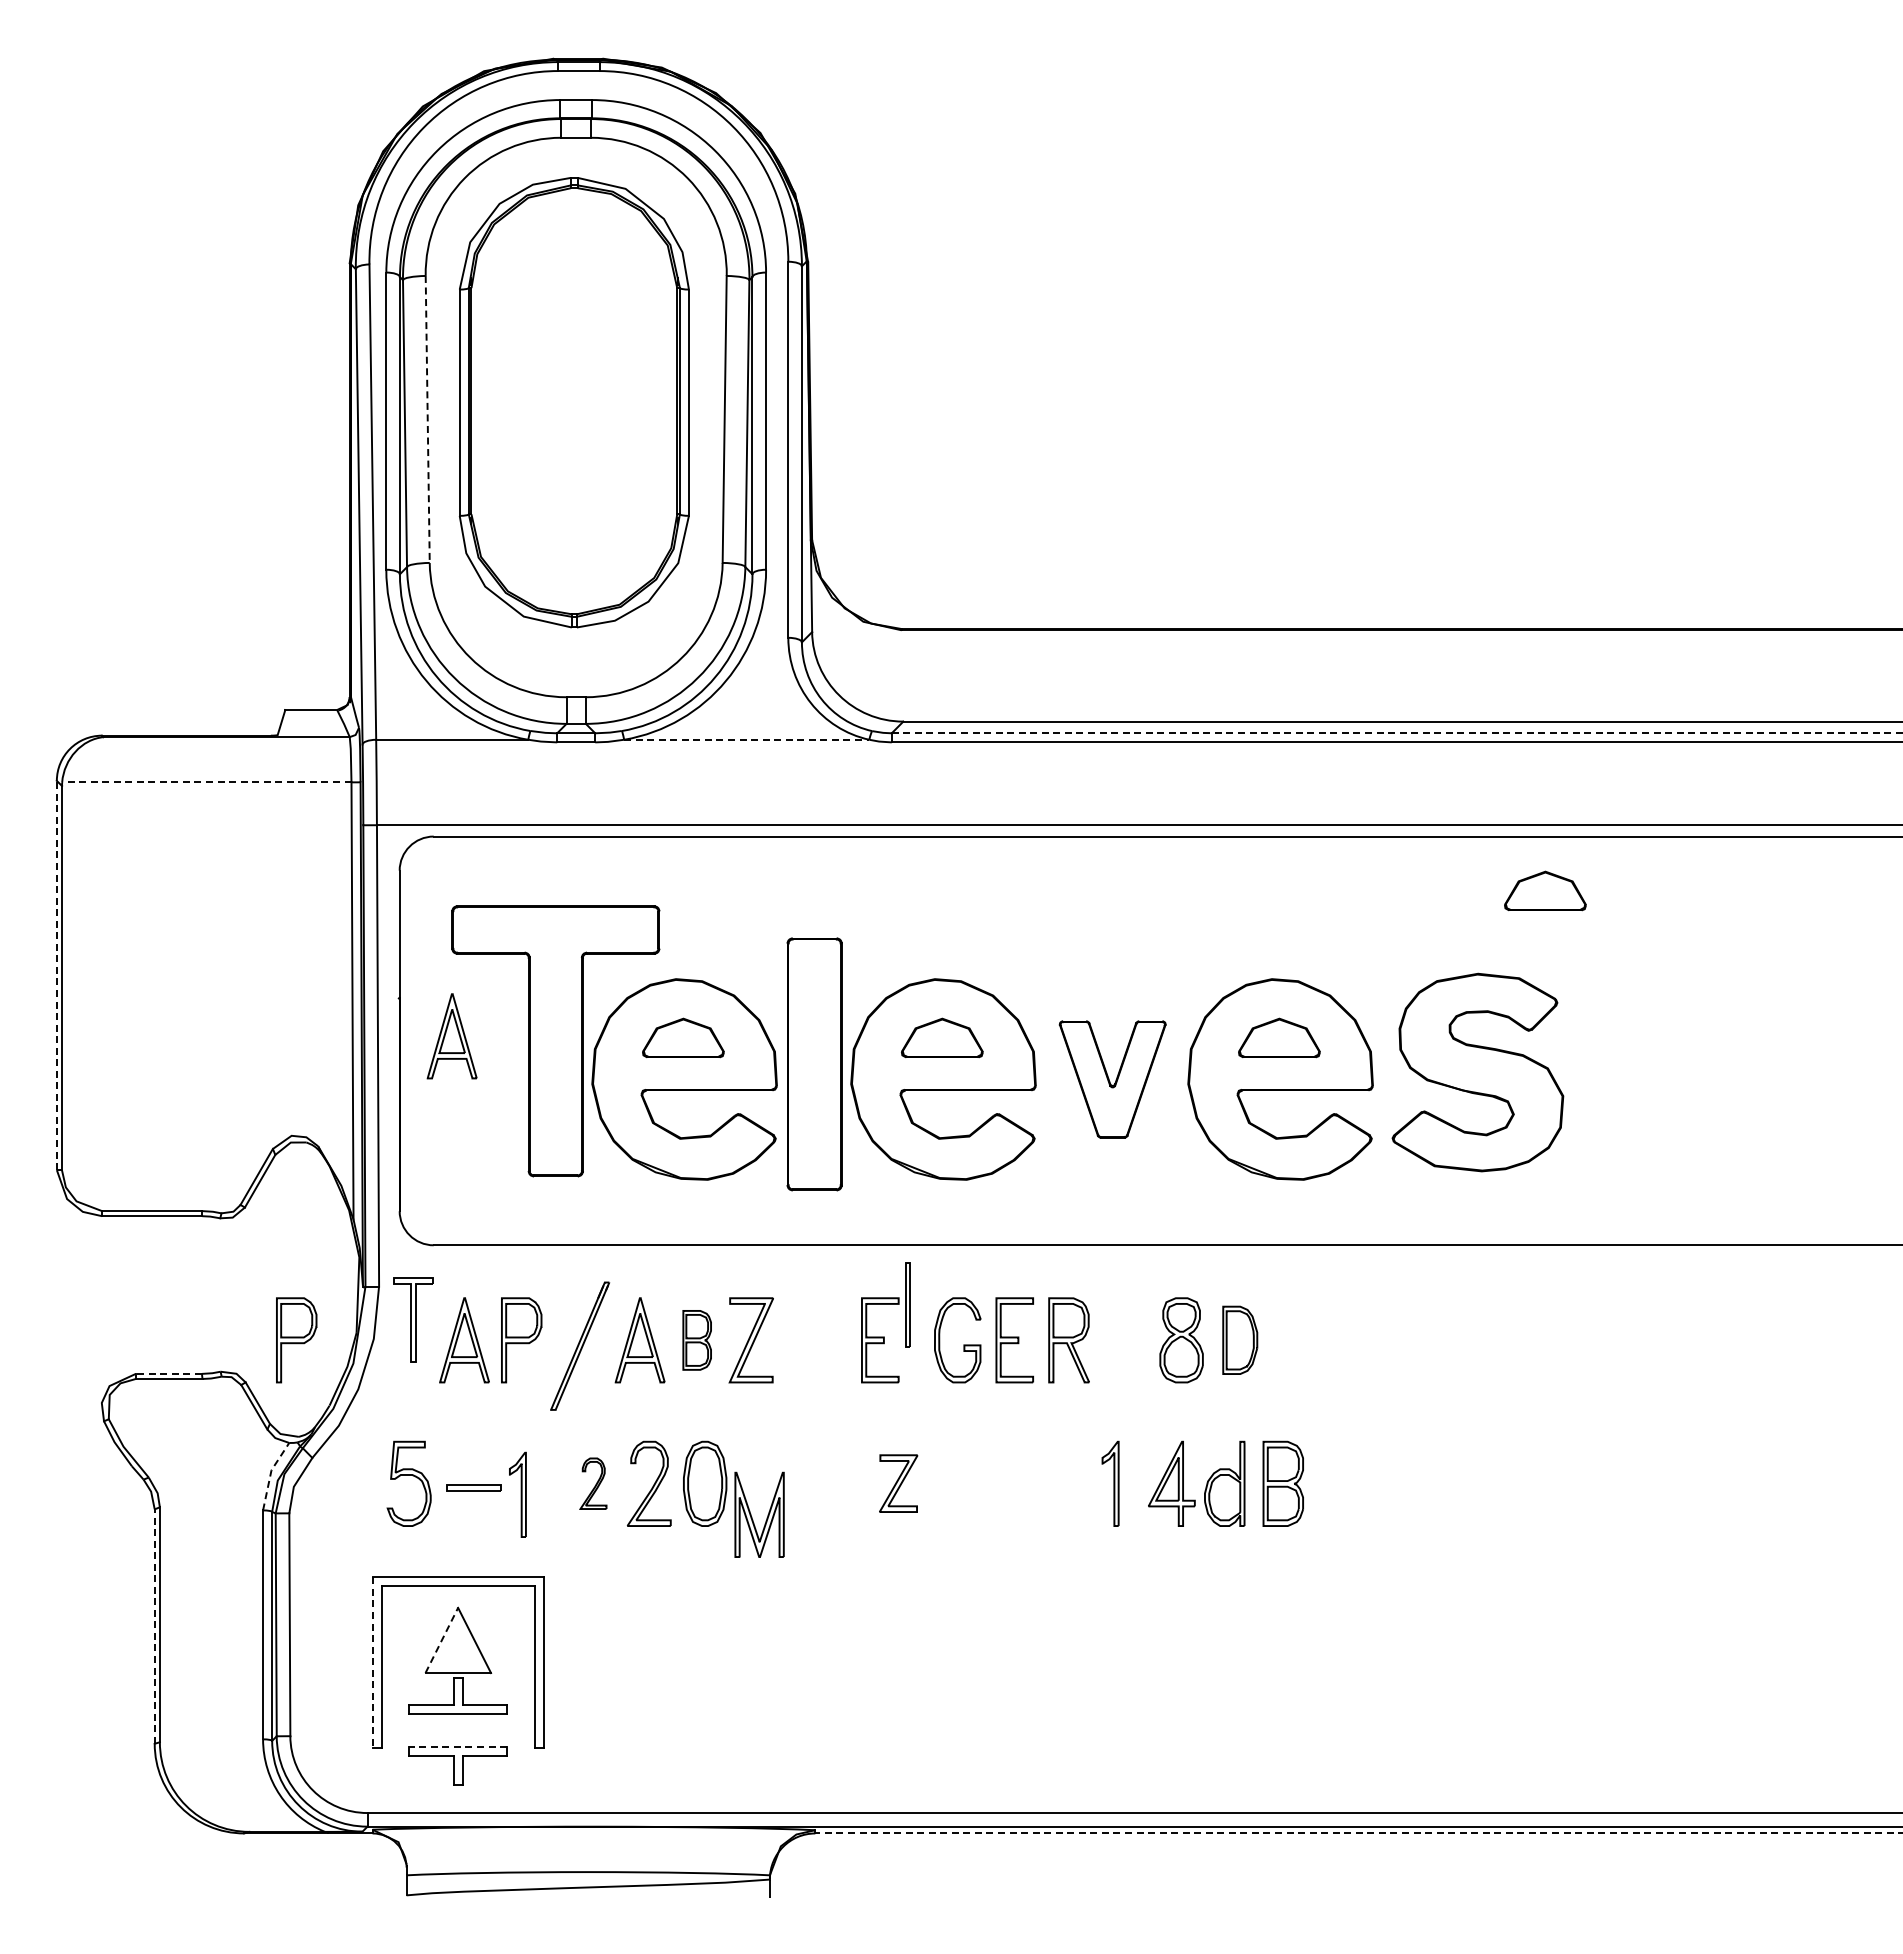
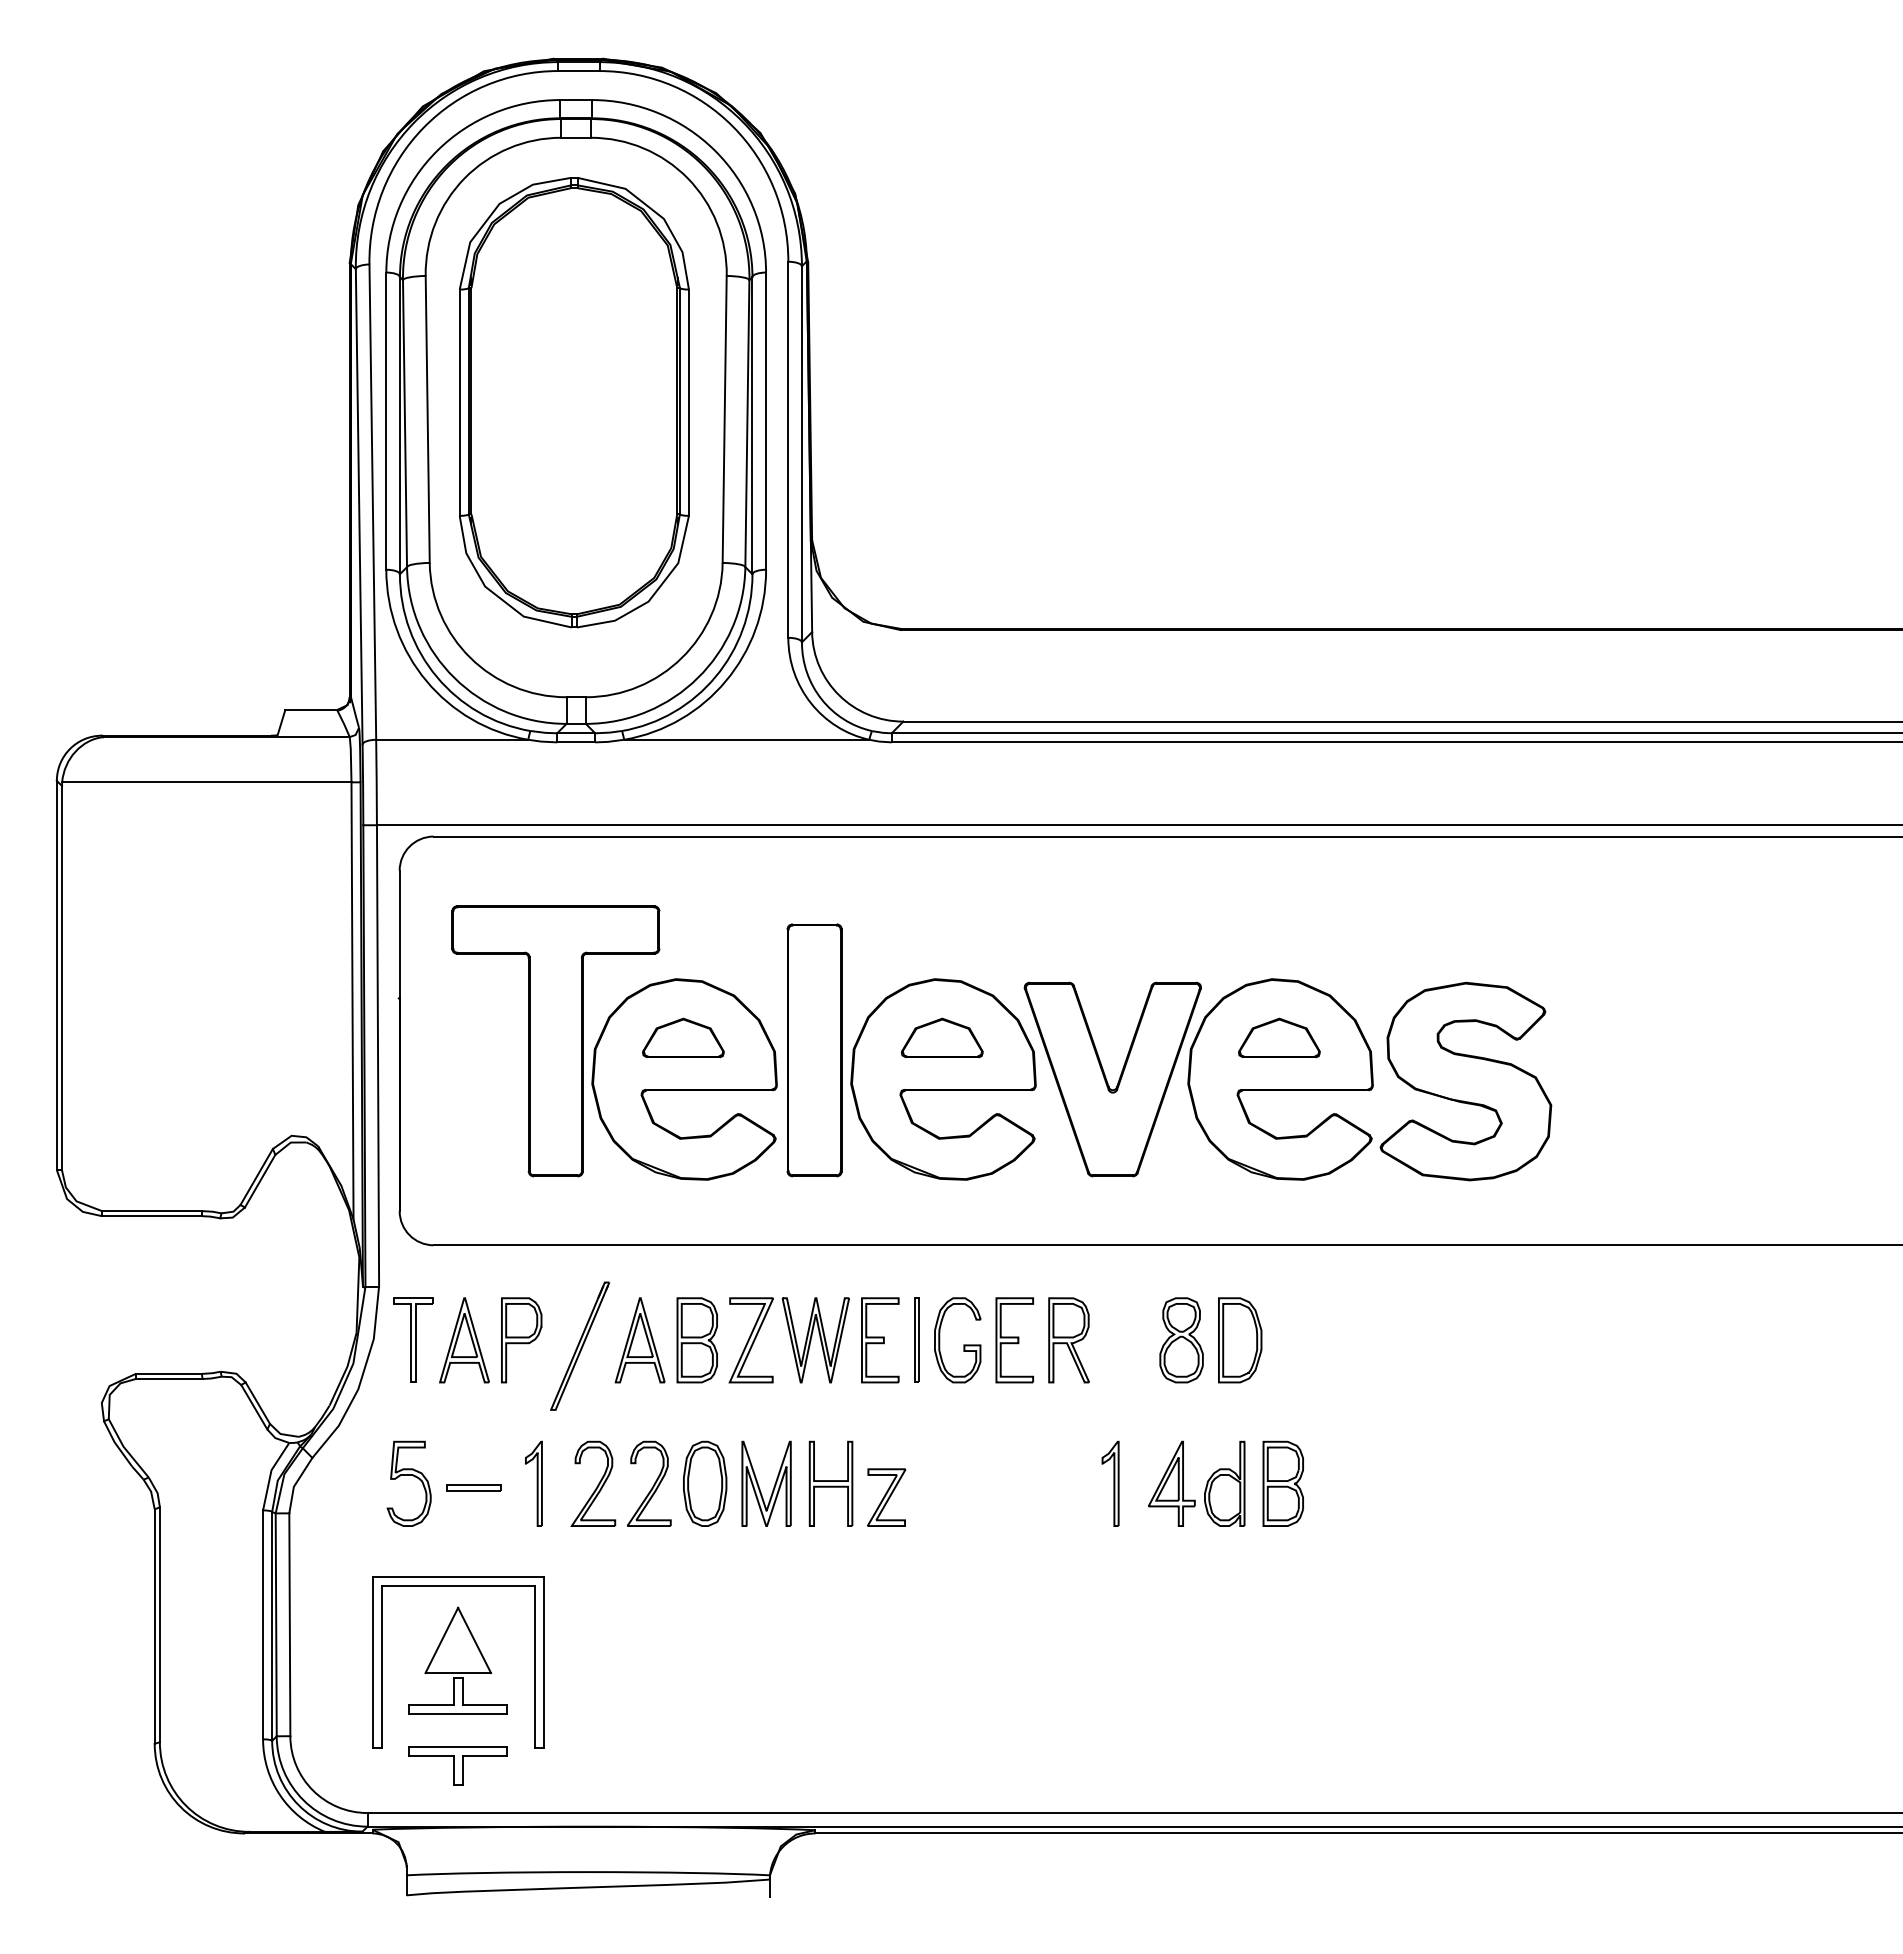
line: dashed -> solid (427, 419)
line: dashed -> solid (1397, 733)
line: dashed -> solid (746, 739)
line: dashed -> solid (206, 782)
part: present -> none (1545, 890)
line: dashed -> solid (56, 975)
part: present -> none (451, 1036)
part position: (814, 1064) -> (814, 1050) (814, 1050)
part position: (1477, 1072) -> (1465, 1081) (1465, 1081)
part size: 109x119 px -> 179x197 px (1112, 1079)
part position: (907, 1304) -> (916, 1339) (916, 1339)
part position: (413, 1319) -> (413, 1339) (413, 1339)
part size: 37x70 px -> 45x87 px (1240, 1340)
part: present -> none (296, 1340)
part size: 30x61 px -> 42x87 px (696, 1340)
part: none -> present (815, 1340)
line: dashed -> solid (168, 1373)
line: dashed -> solid (270, 1474)
part size: 29x53 px -> 47x87 px (593, 1483)
part: none -> present (830, 1483)
part position: (898, 1483) -> (886, 1497) (886, 1497)
part position: (517, 1494) -> (533, 1483) (533, 1483)
part position: (752, 1517) -> (759, 1486) (759, 1486)
line: dashed -> solid (154, 1626)
line: dashed -> solid (442, 1640)
line: dashed -> solid (373, 1663)
line: dashed -> solid (458, 1747)
line: dashed -> solid (1358, 1833)
